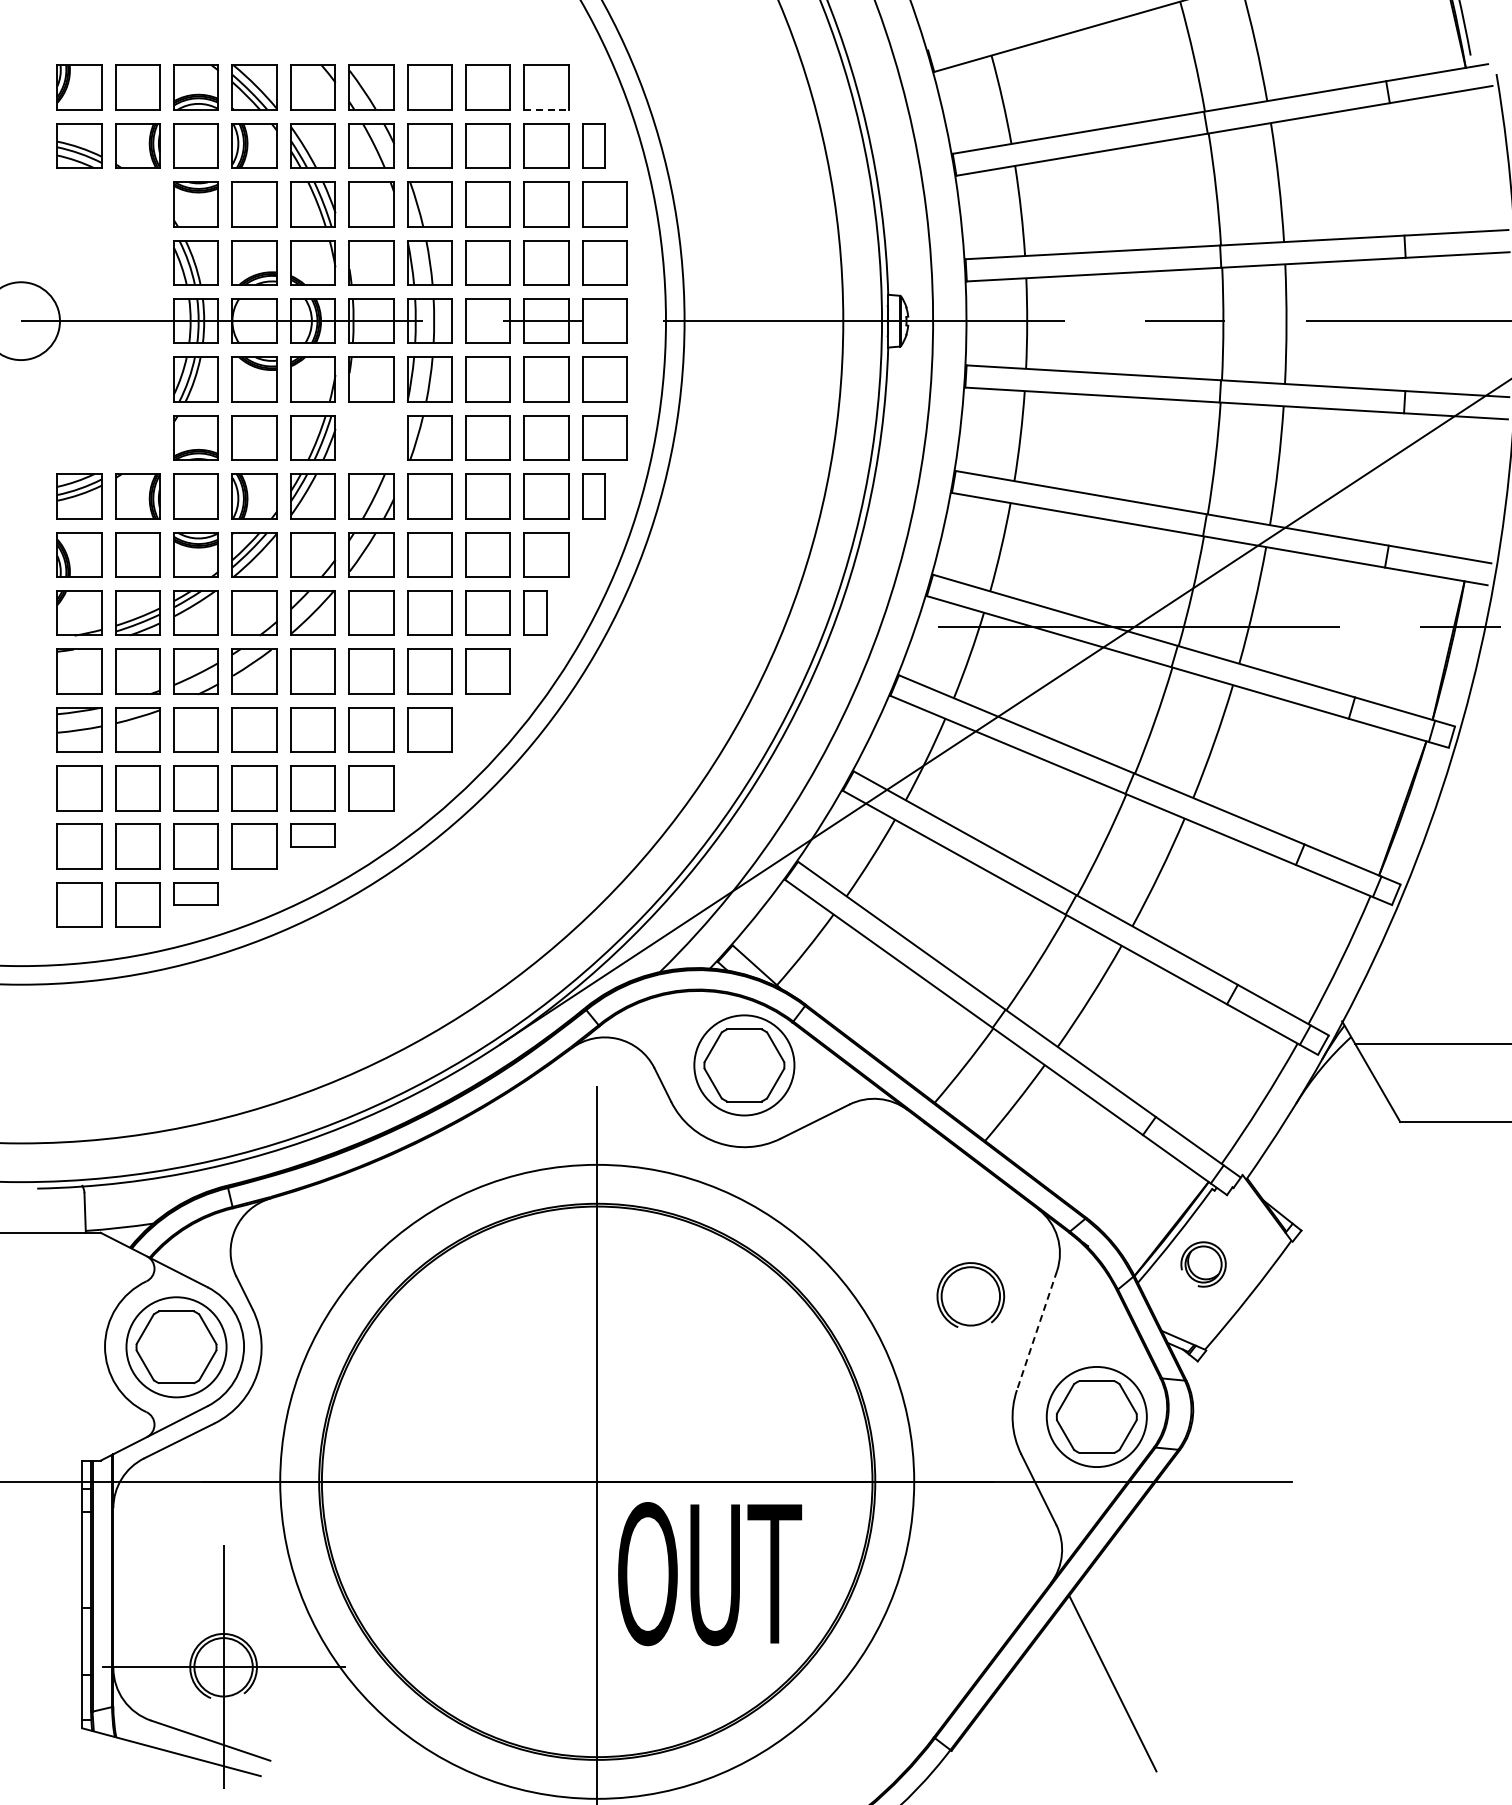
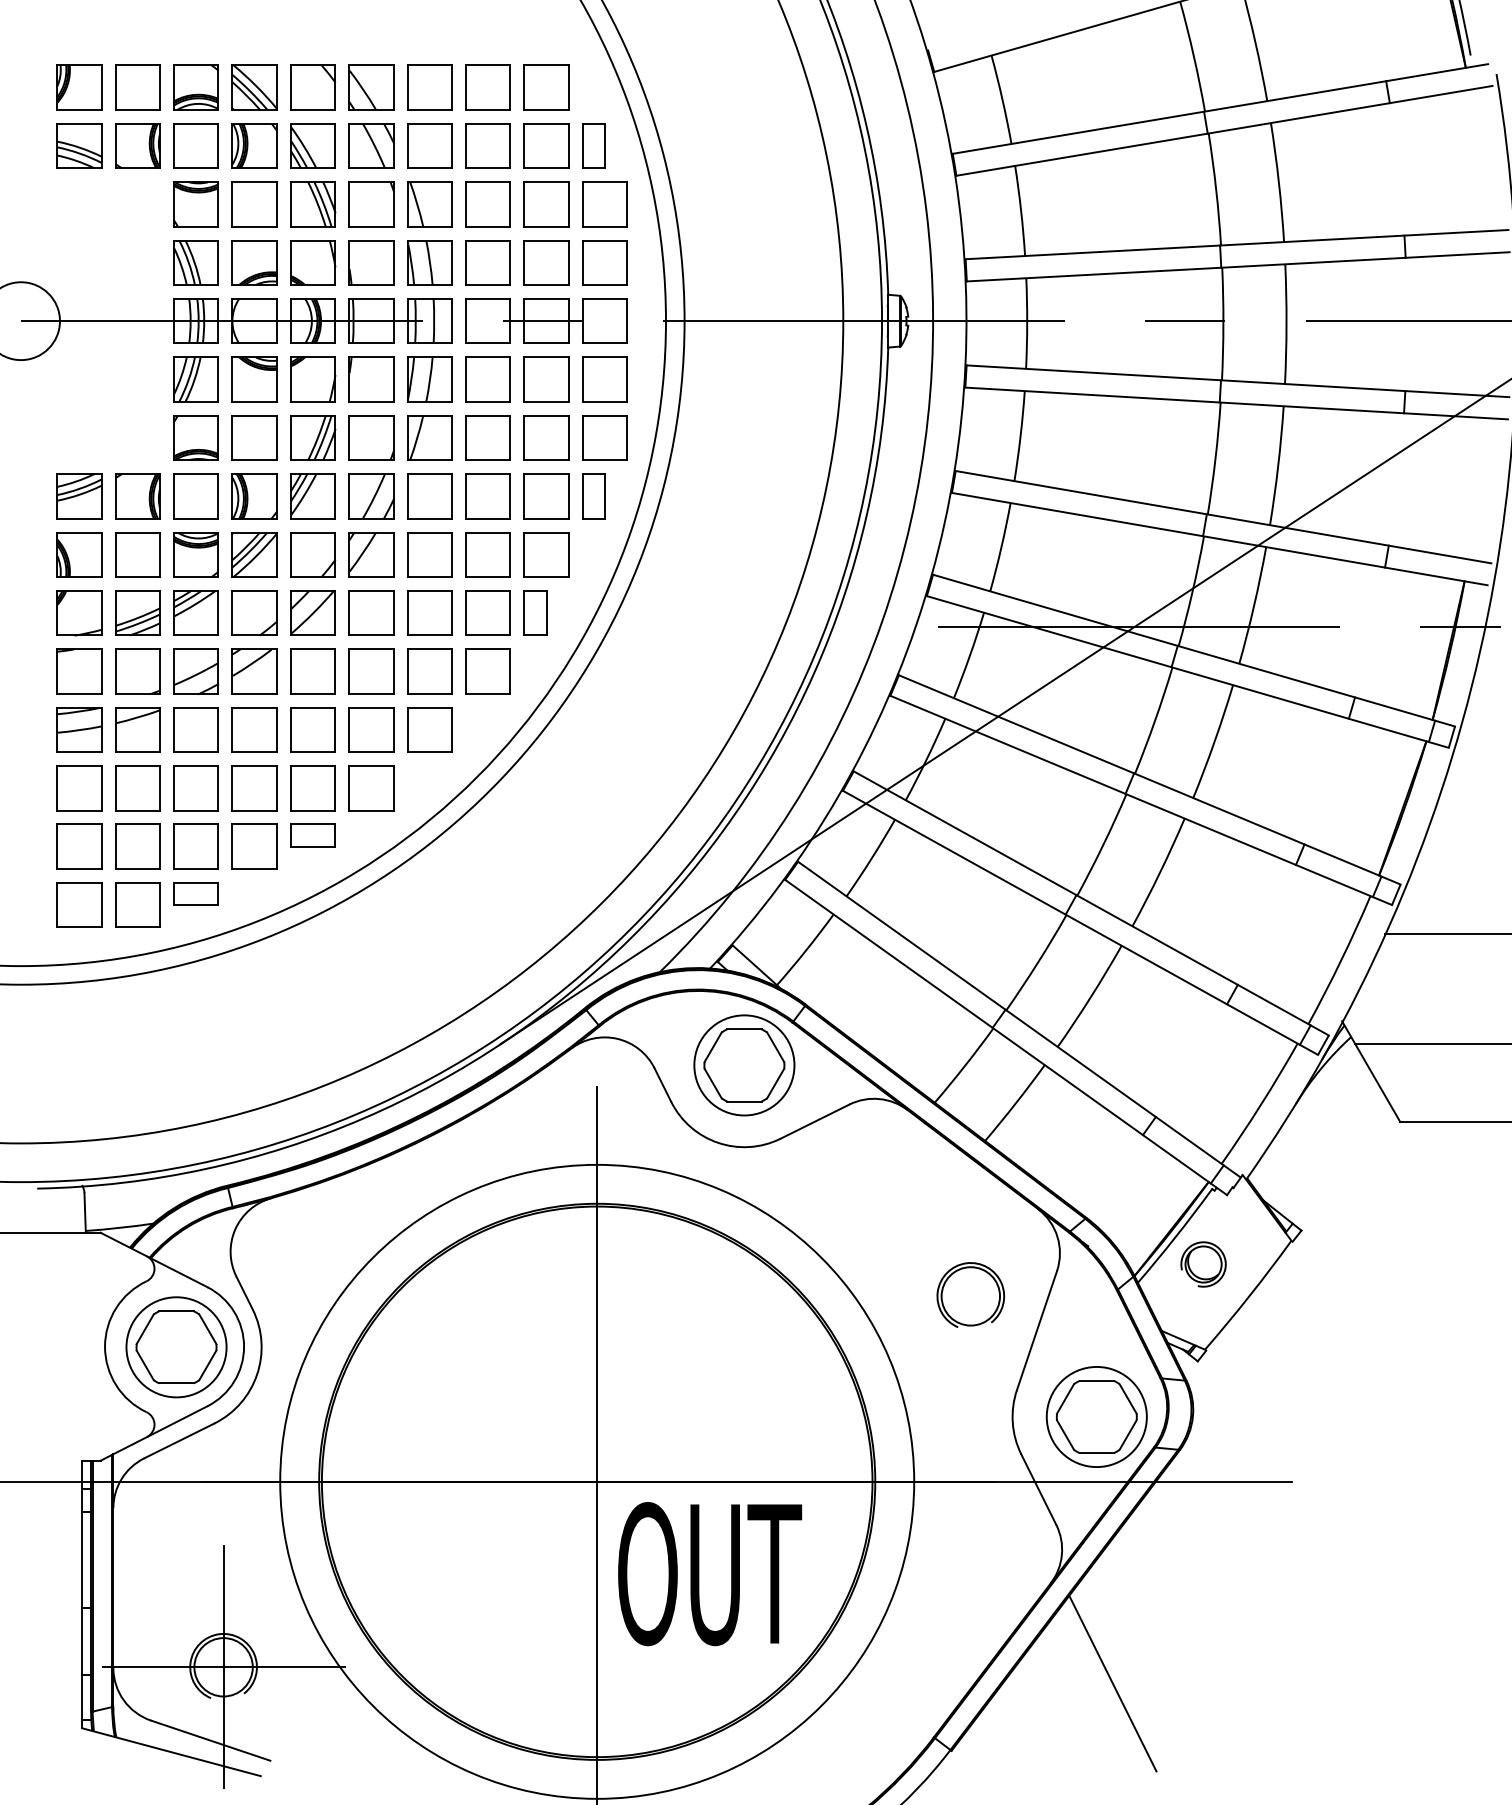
line: dashed -> solid (547, 109)
part: none -> present (371, 437)
line: none -> present (1446, 934)
line: dashed -> solid (1037, 1330)
